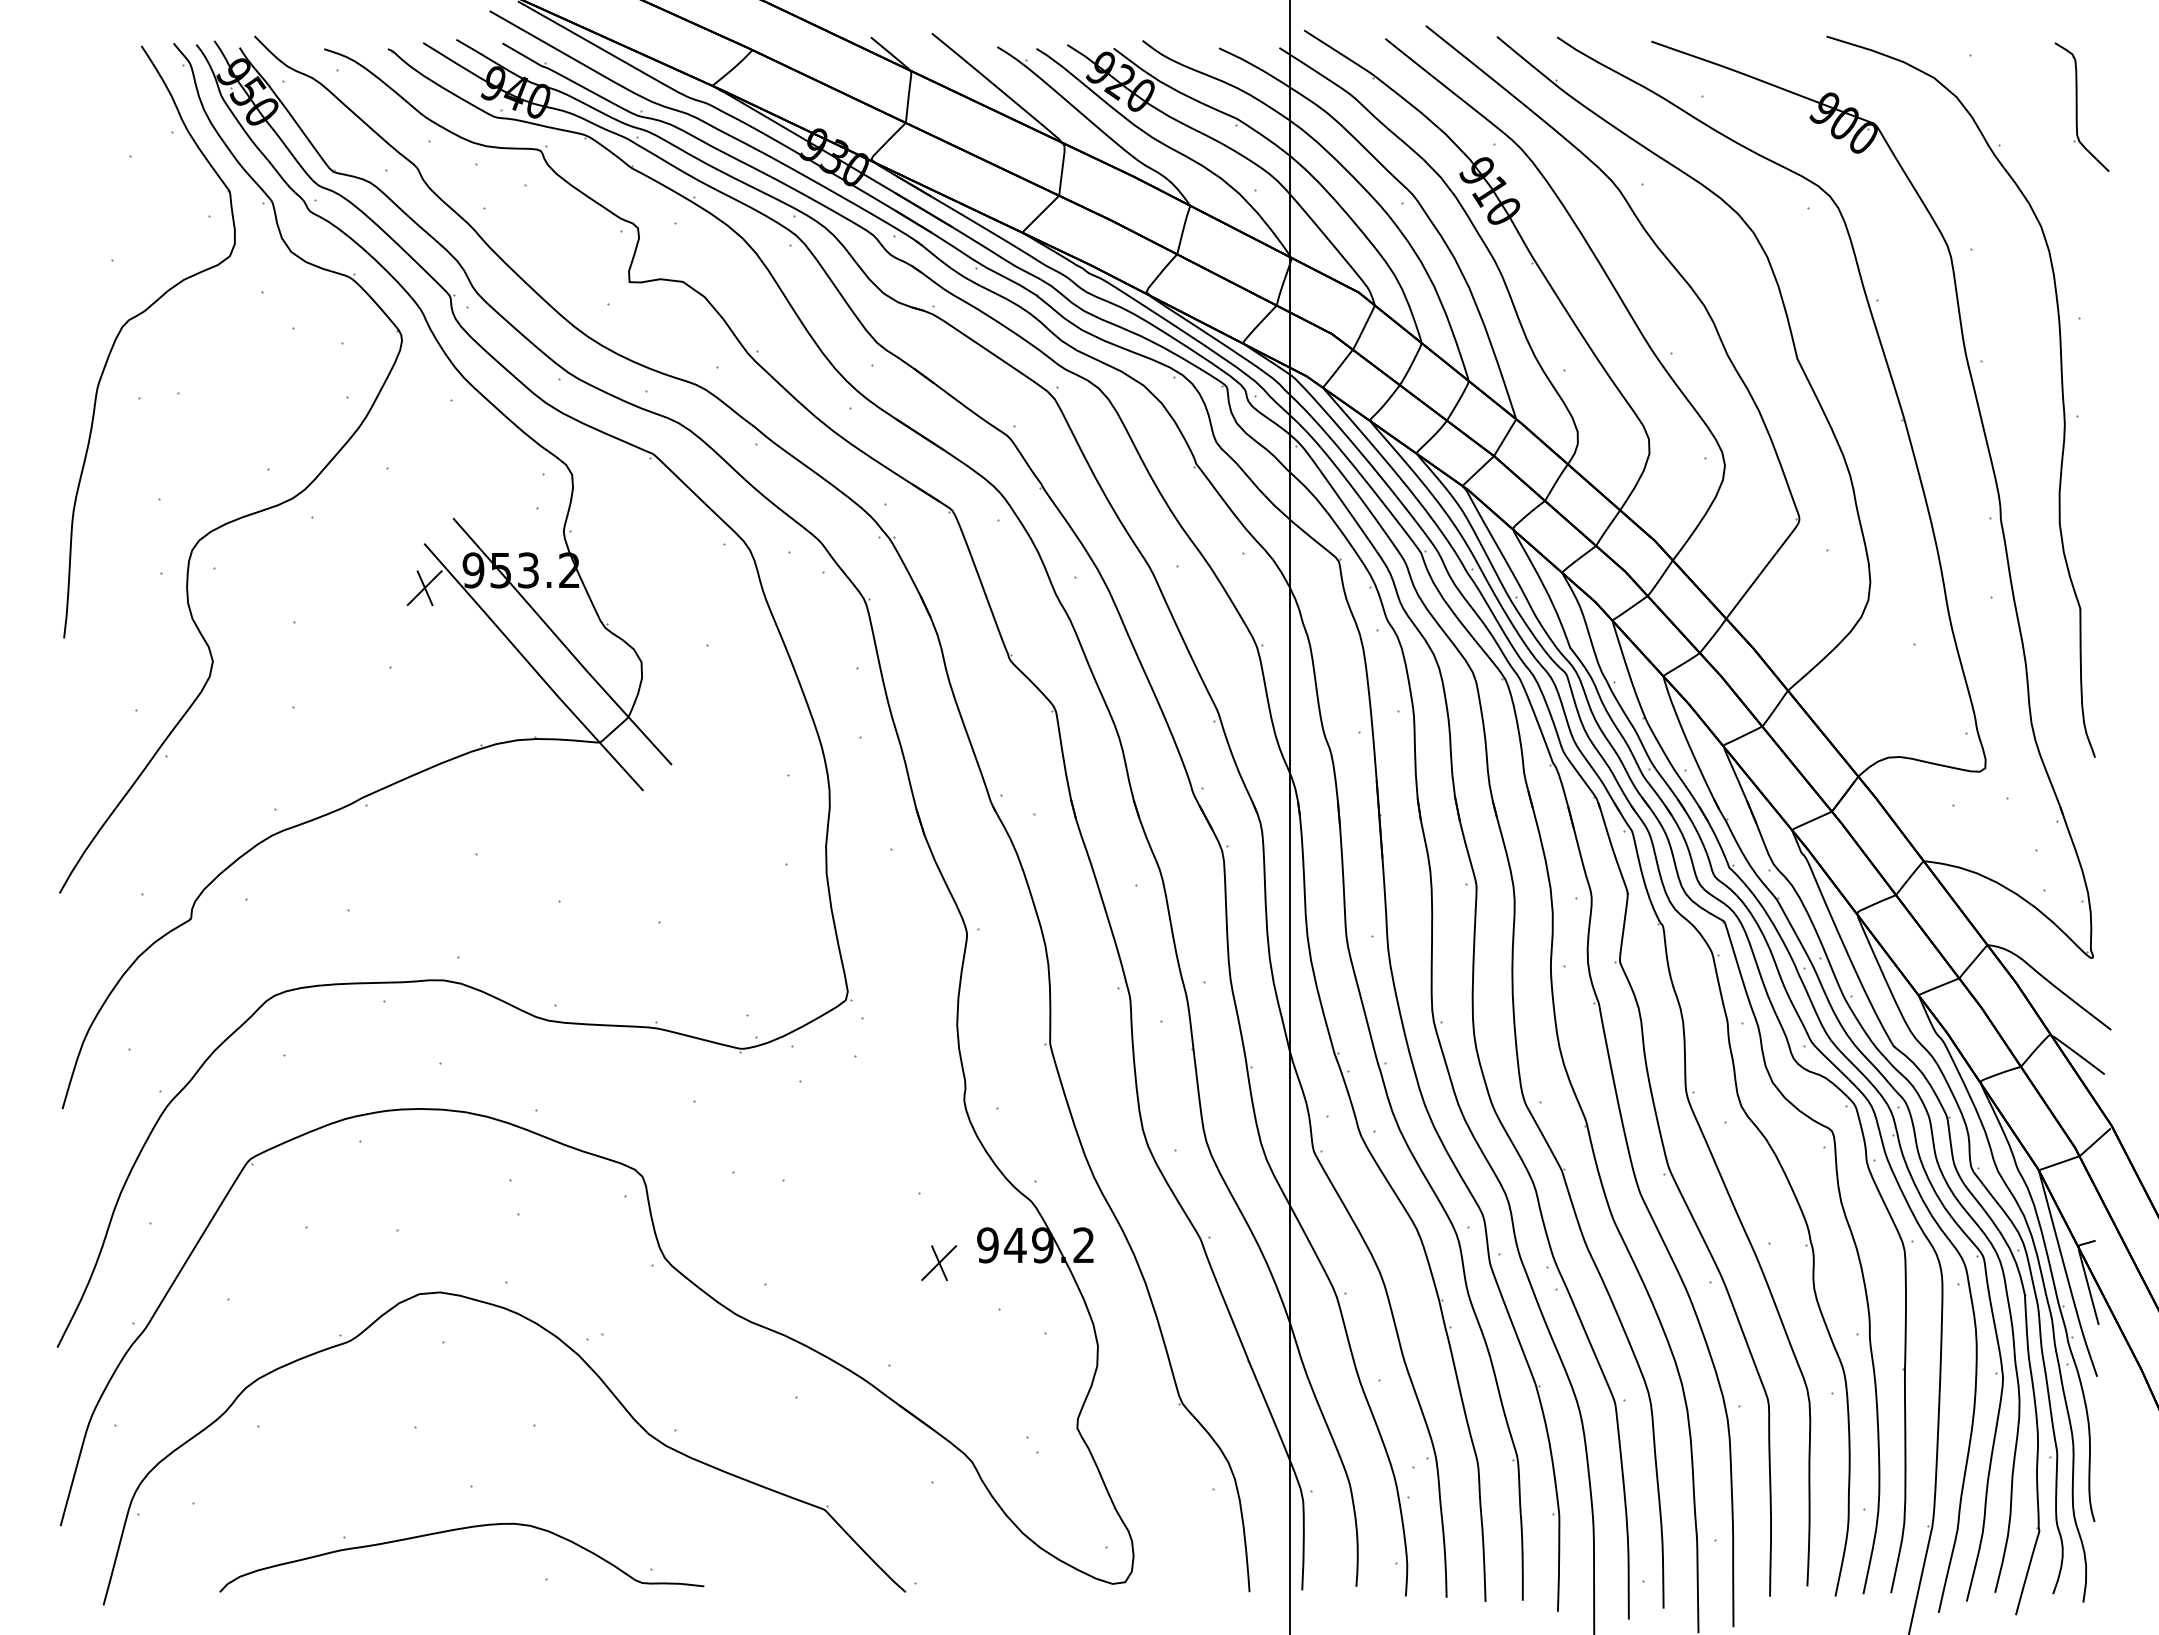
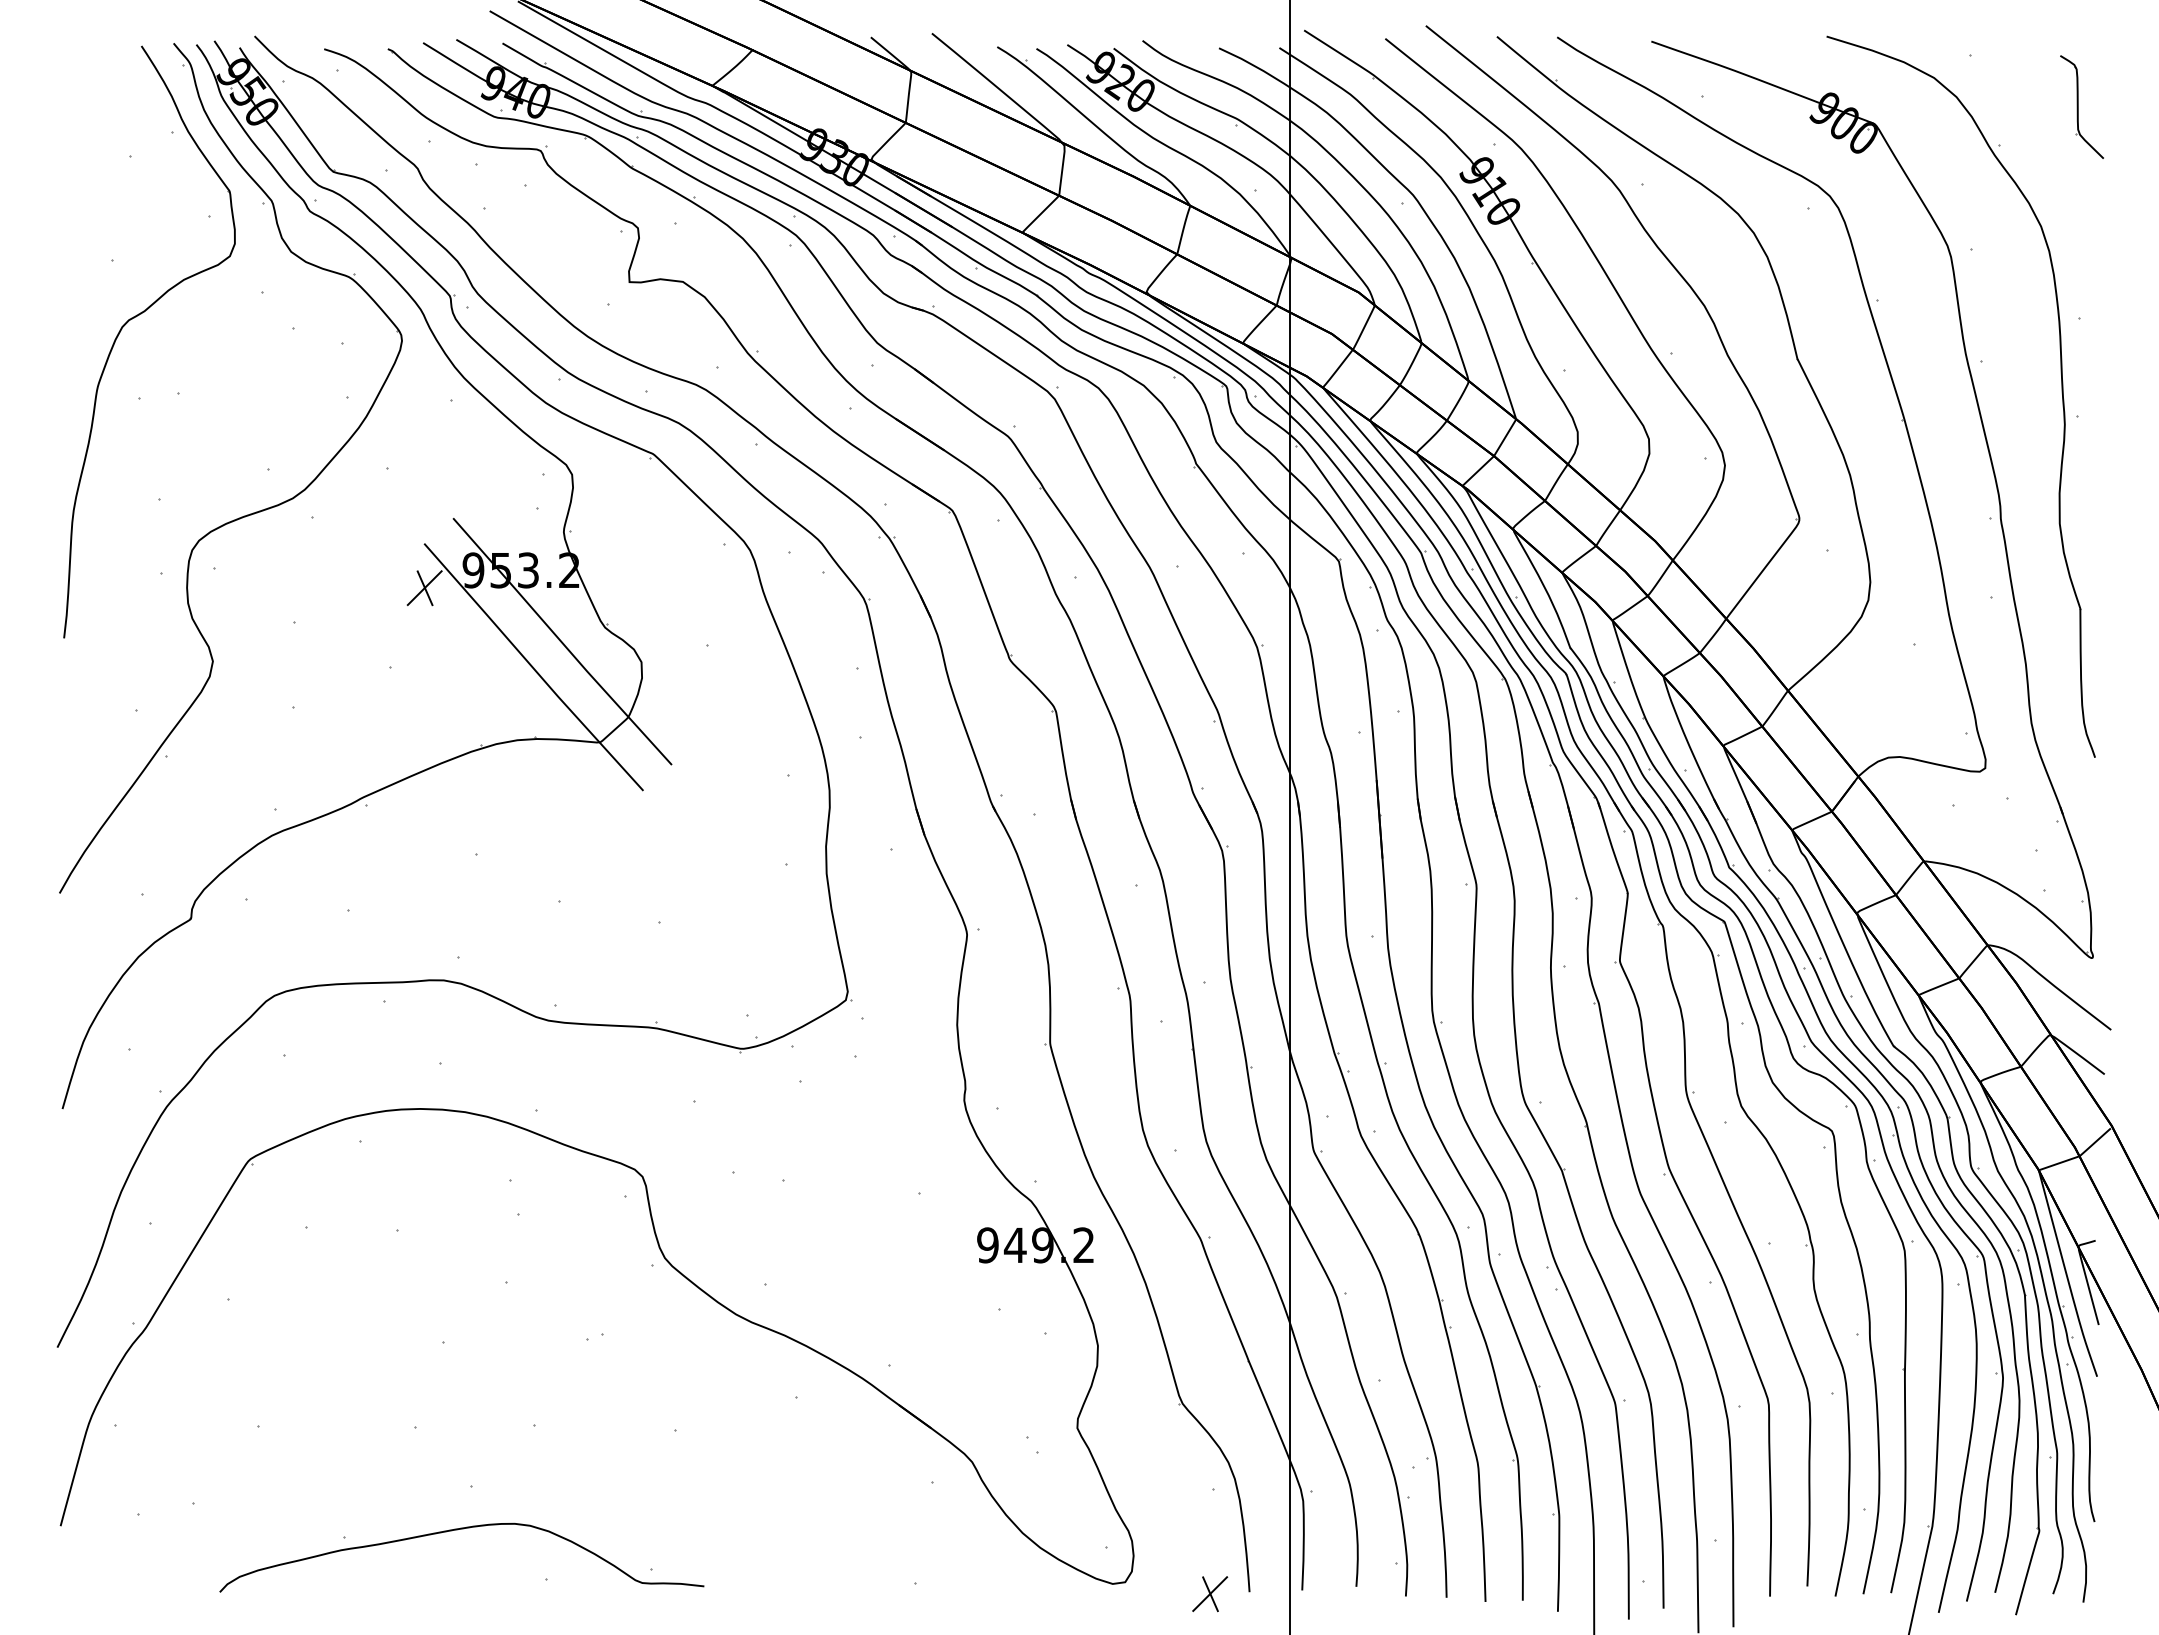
part size: 56x130 px -> 44x104 px (2081, 106)
part position: (939, 1263) -> (1210, 1594) (1210, 1594)
part: present -> none (586, 1365)
